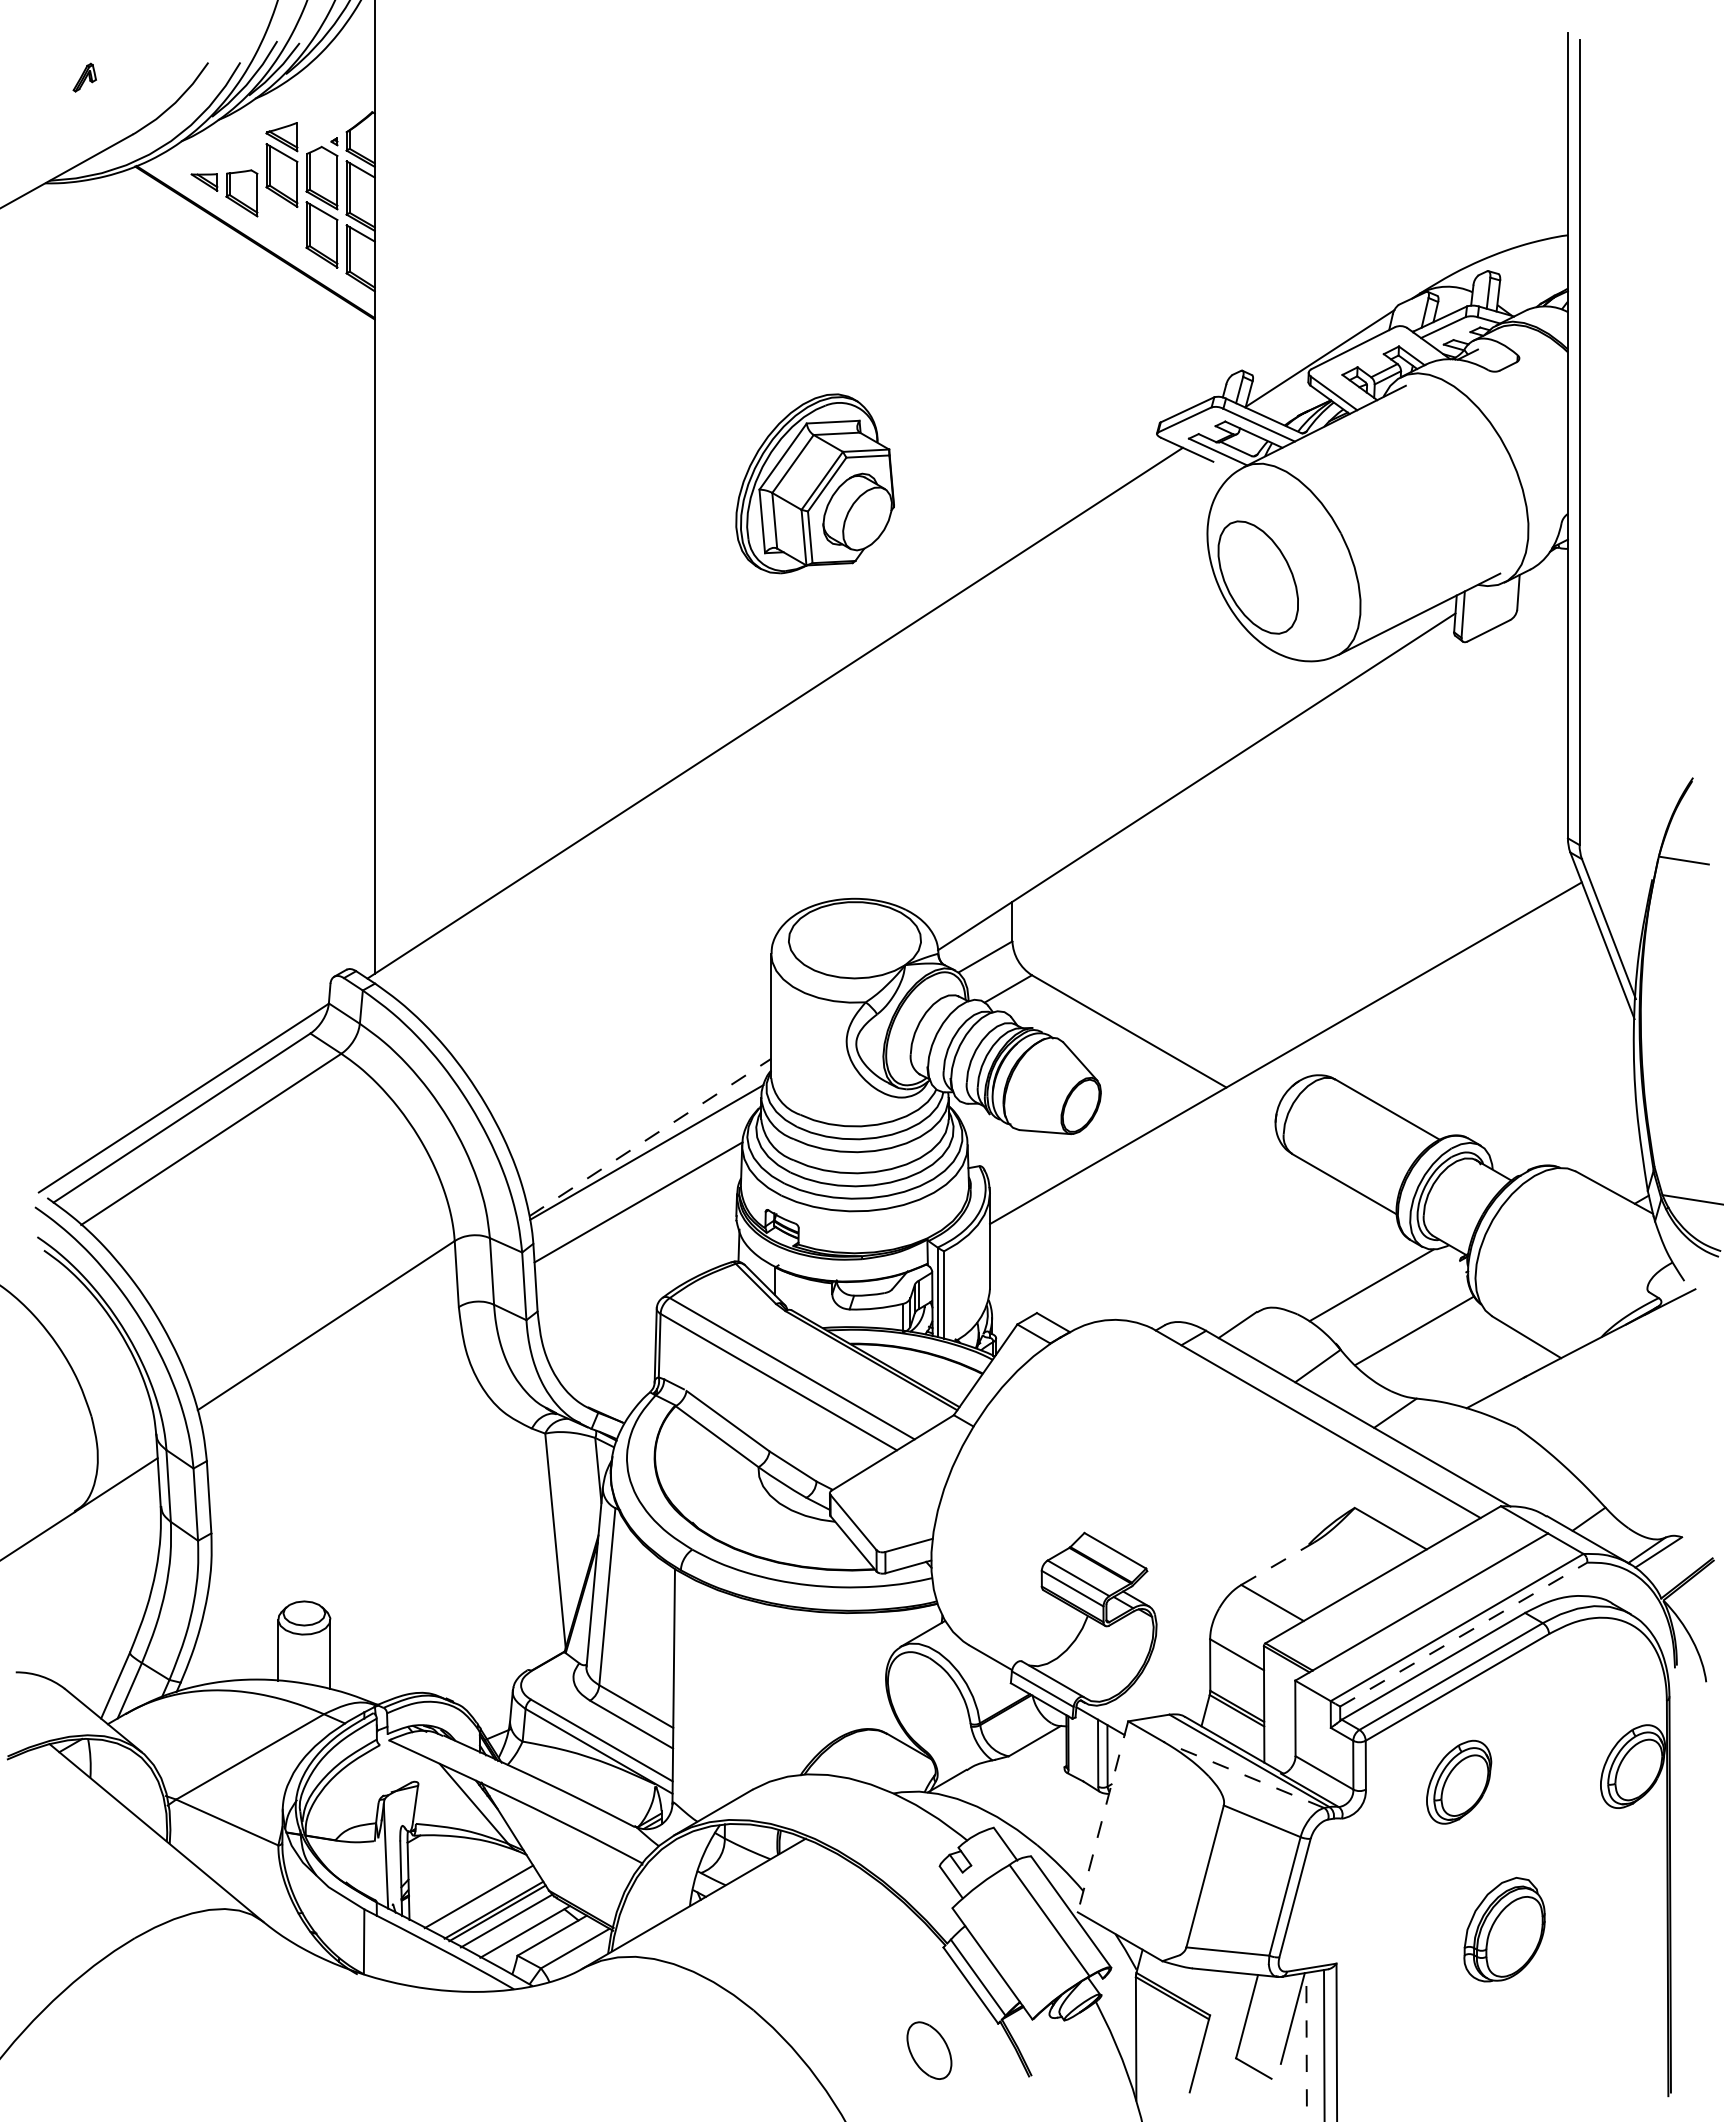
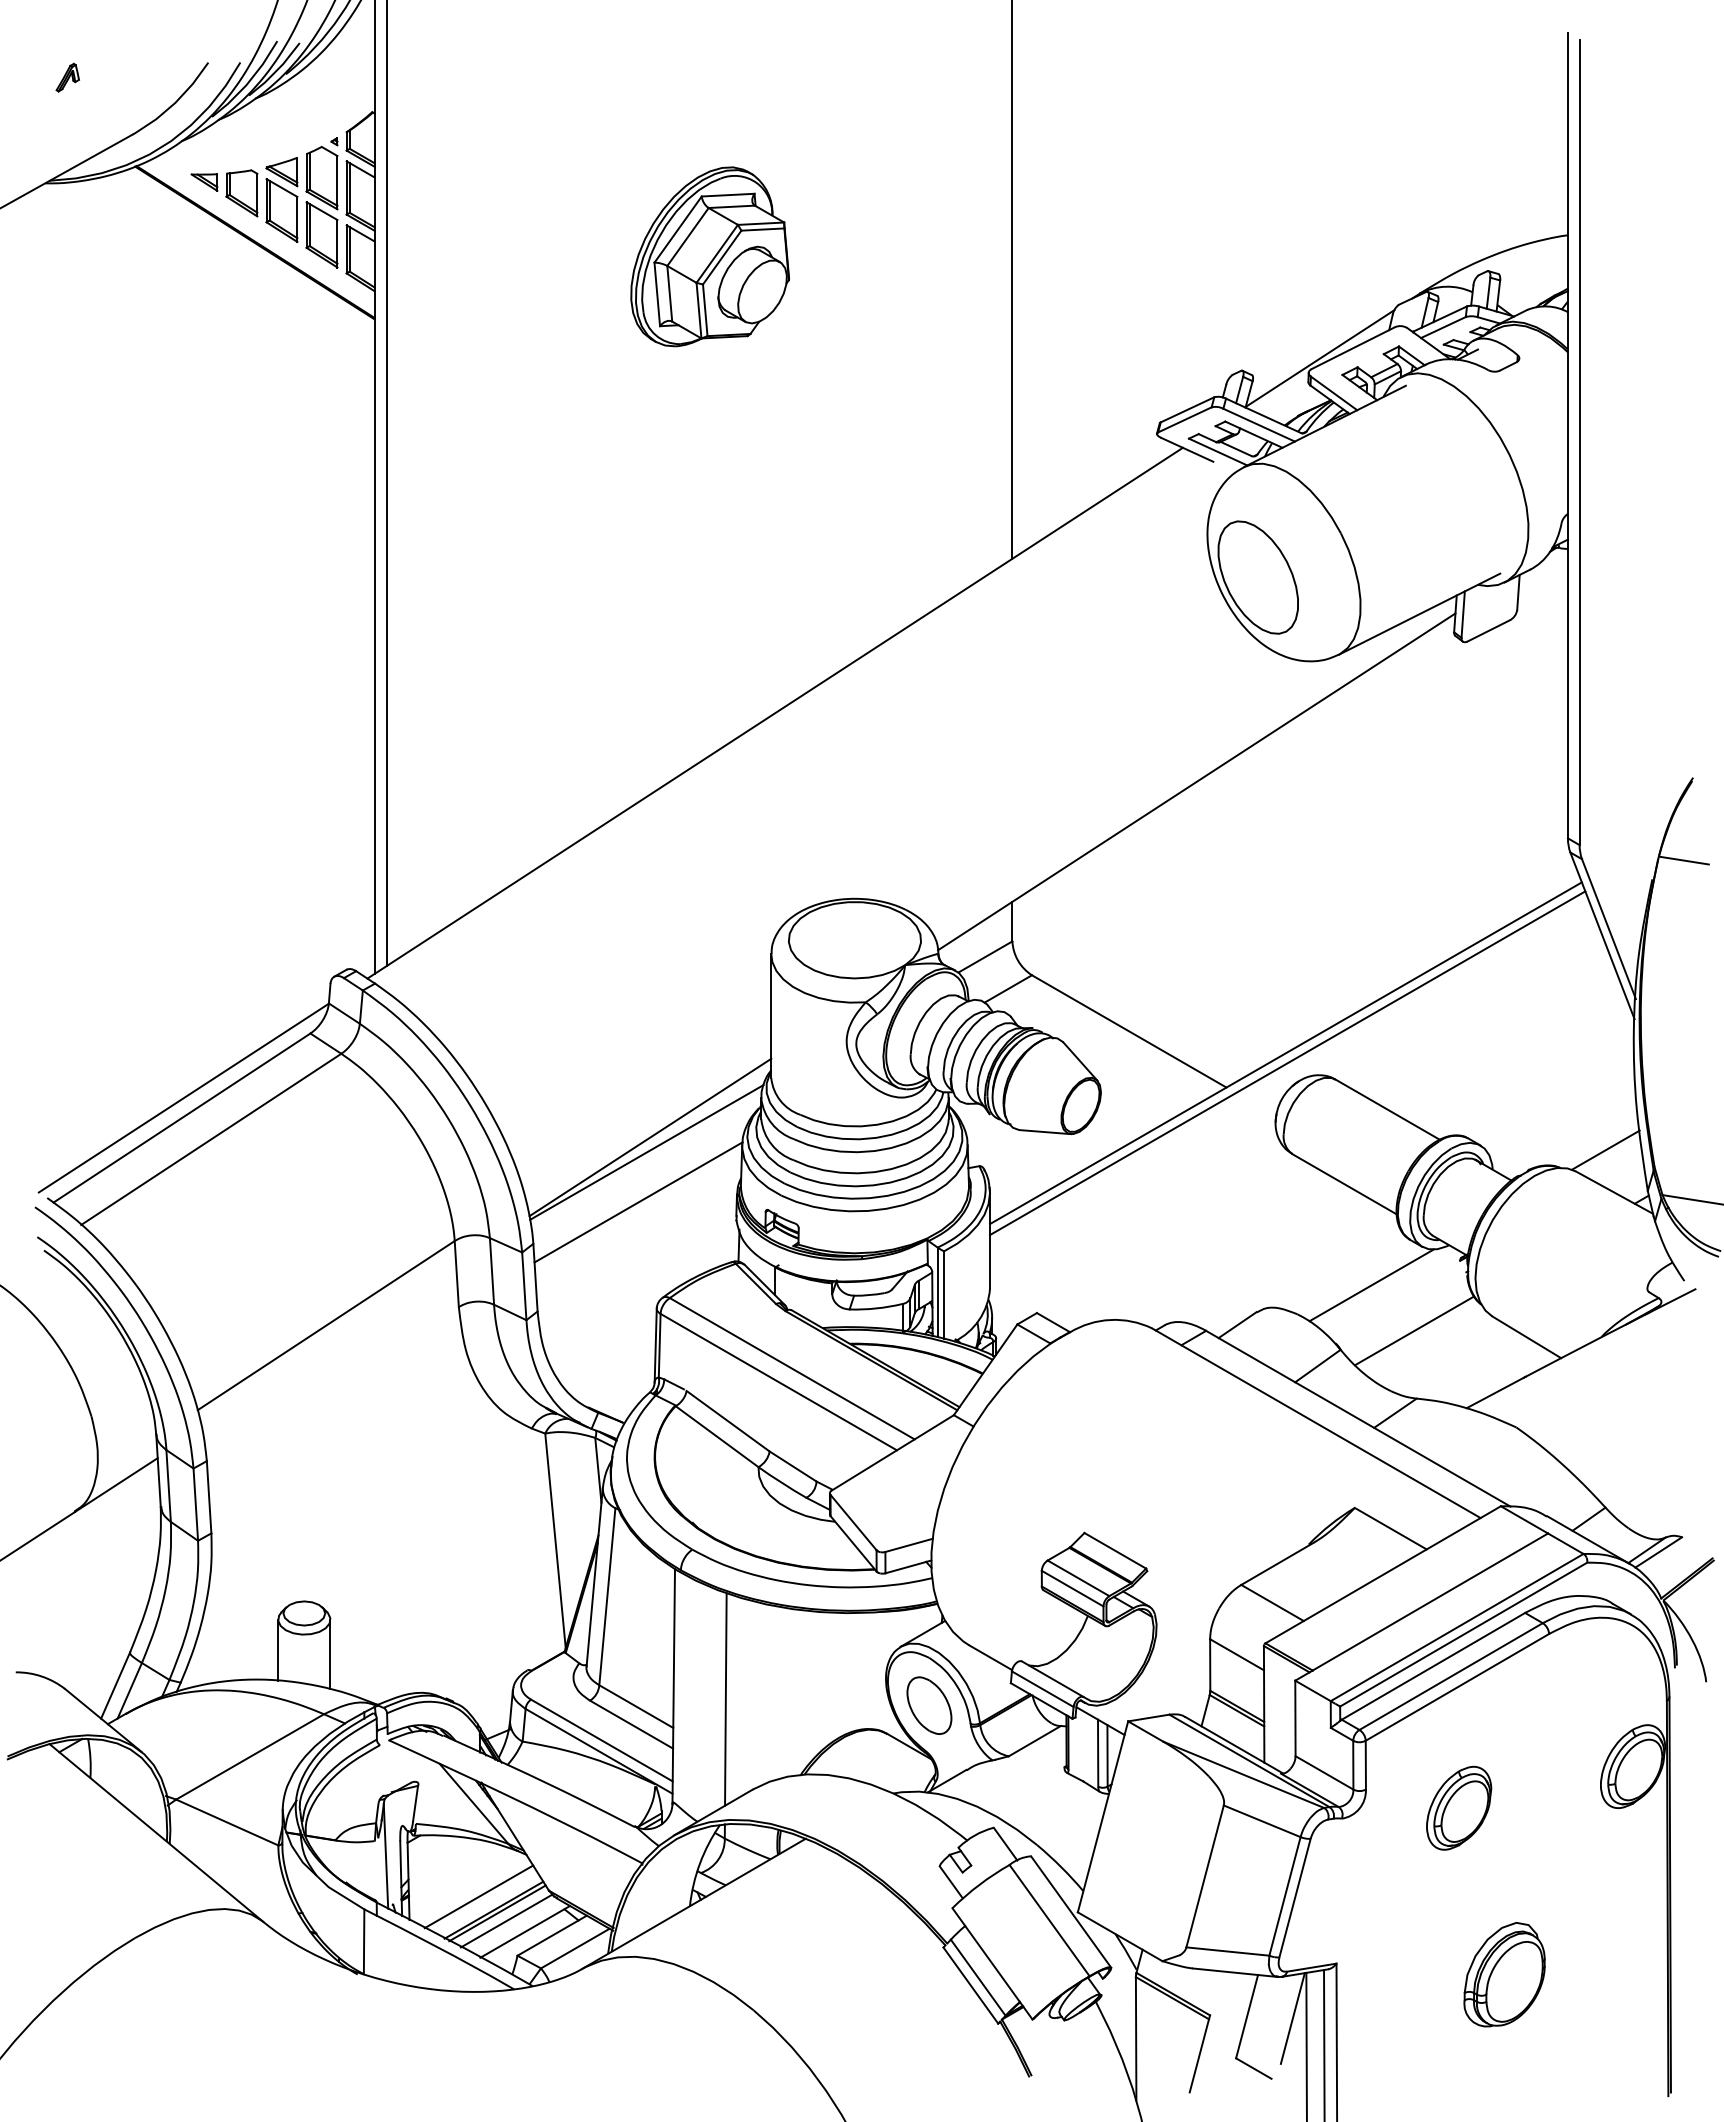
part position: (84, 77) -> (67, 77) (67, 77)
part position: (281, 164) -> (281, 199) (281, 199)
line: none -> present (1012, 280)
part position: (814, 483) -> (709, 256) (709, 256)
line: none -> present (386, 484)
line: none -> present (1287, 1063)
line: dashed -> solid (650, 1137)
line: none -> present (1605, 1149)
line: dashed -> solid (1278, 1563)
line: dashed -> solid (1463, 1634)
line: none -> present (725, 1699)
line: dashed -> solid (1243, 1774)
part position: (1459, 1781) -> (1459, 1807) (1459, 1807)
line: dashed -> solid (1103, 1816)
part position: (1504, 1929) -> (1504, 1974) (1504, 1974)
line: dashed -> solid (1306, 2046)
part position: (929, 2050) -> (929, 1705) (929, 1705)
